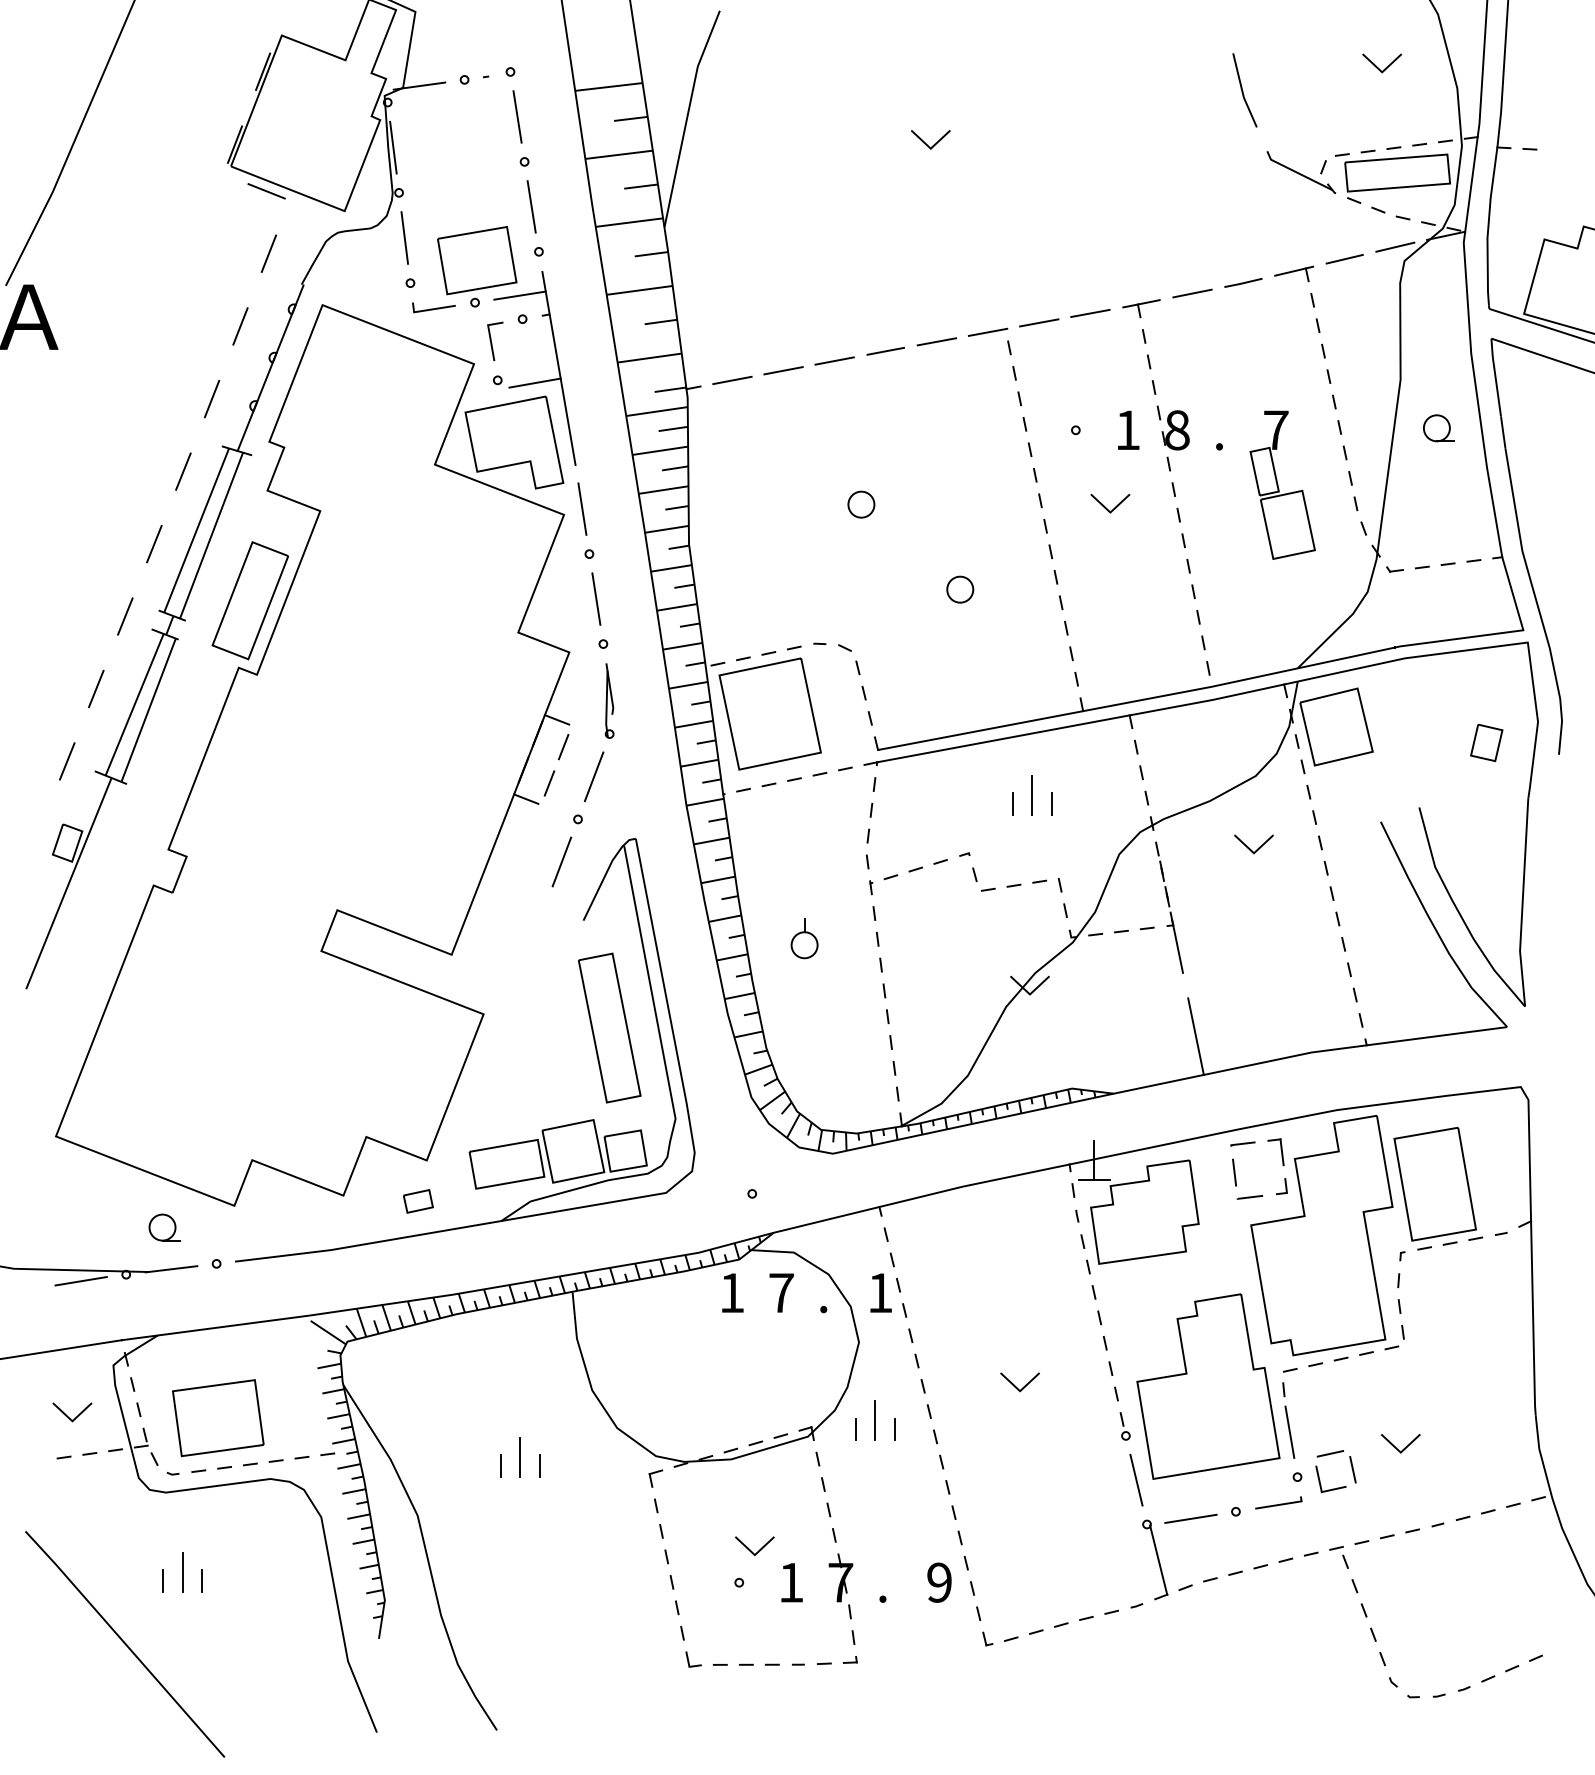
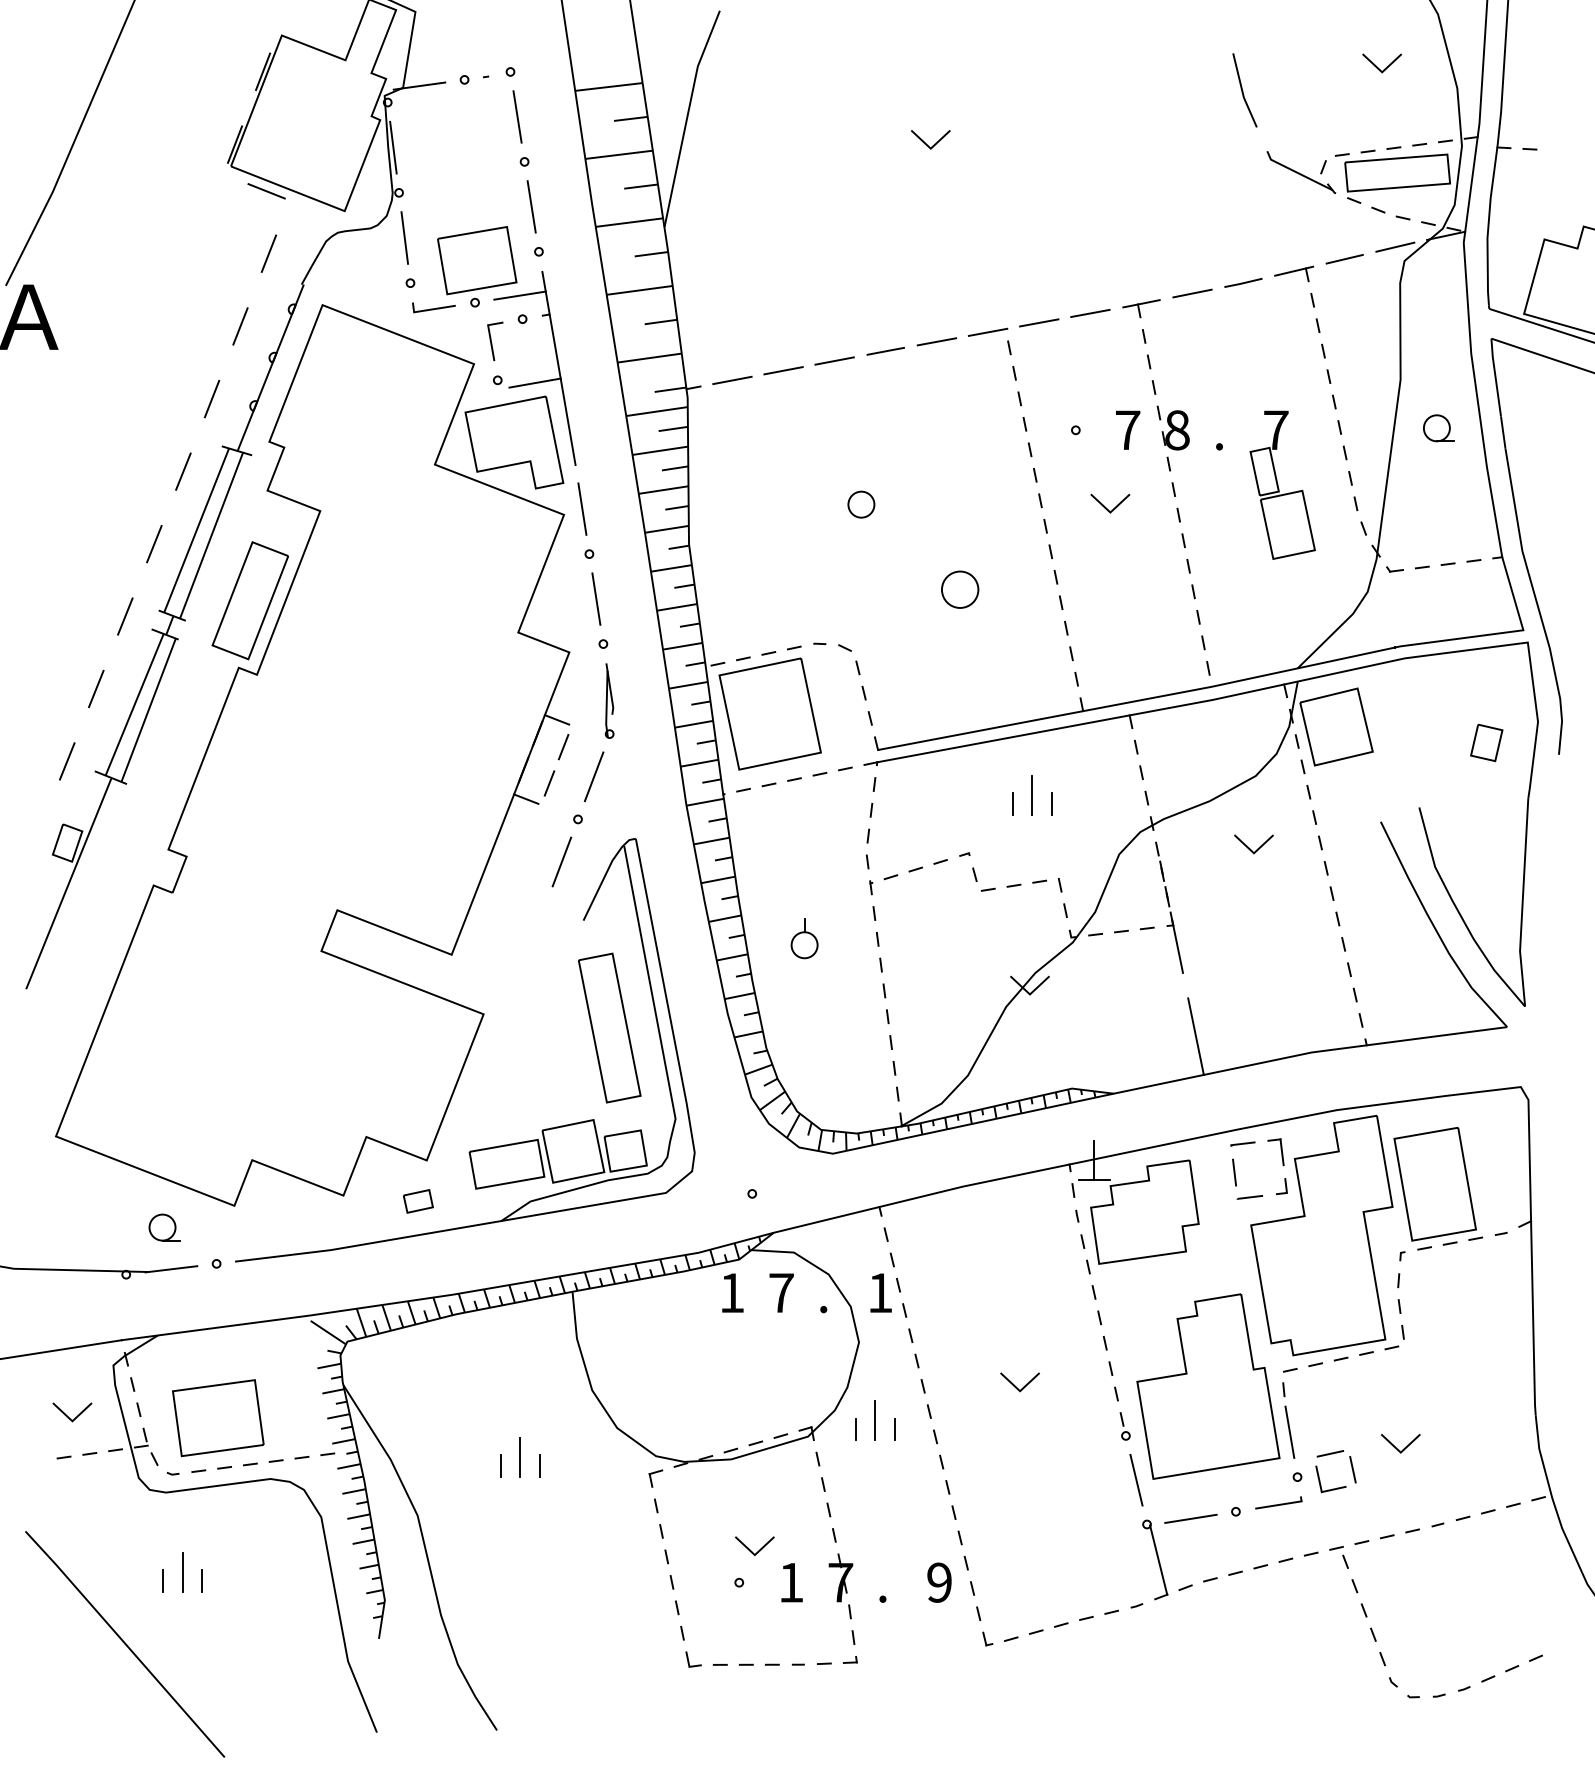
text: 1 -> 7 (1128, 429)
circle size: 29x29 px -> 39x39 px (960, 589)
line: present -> none (80, 1281)
